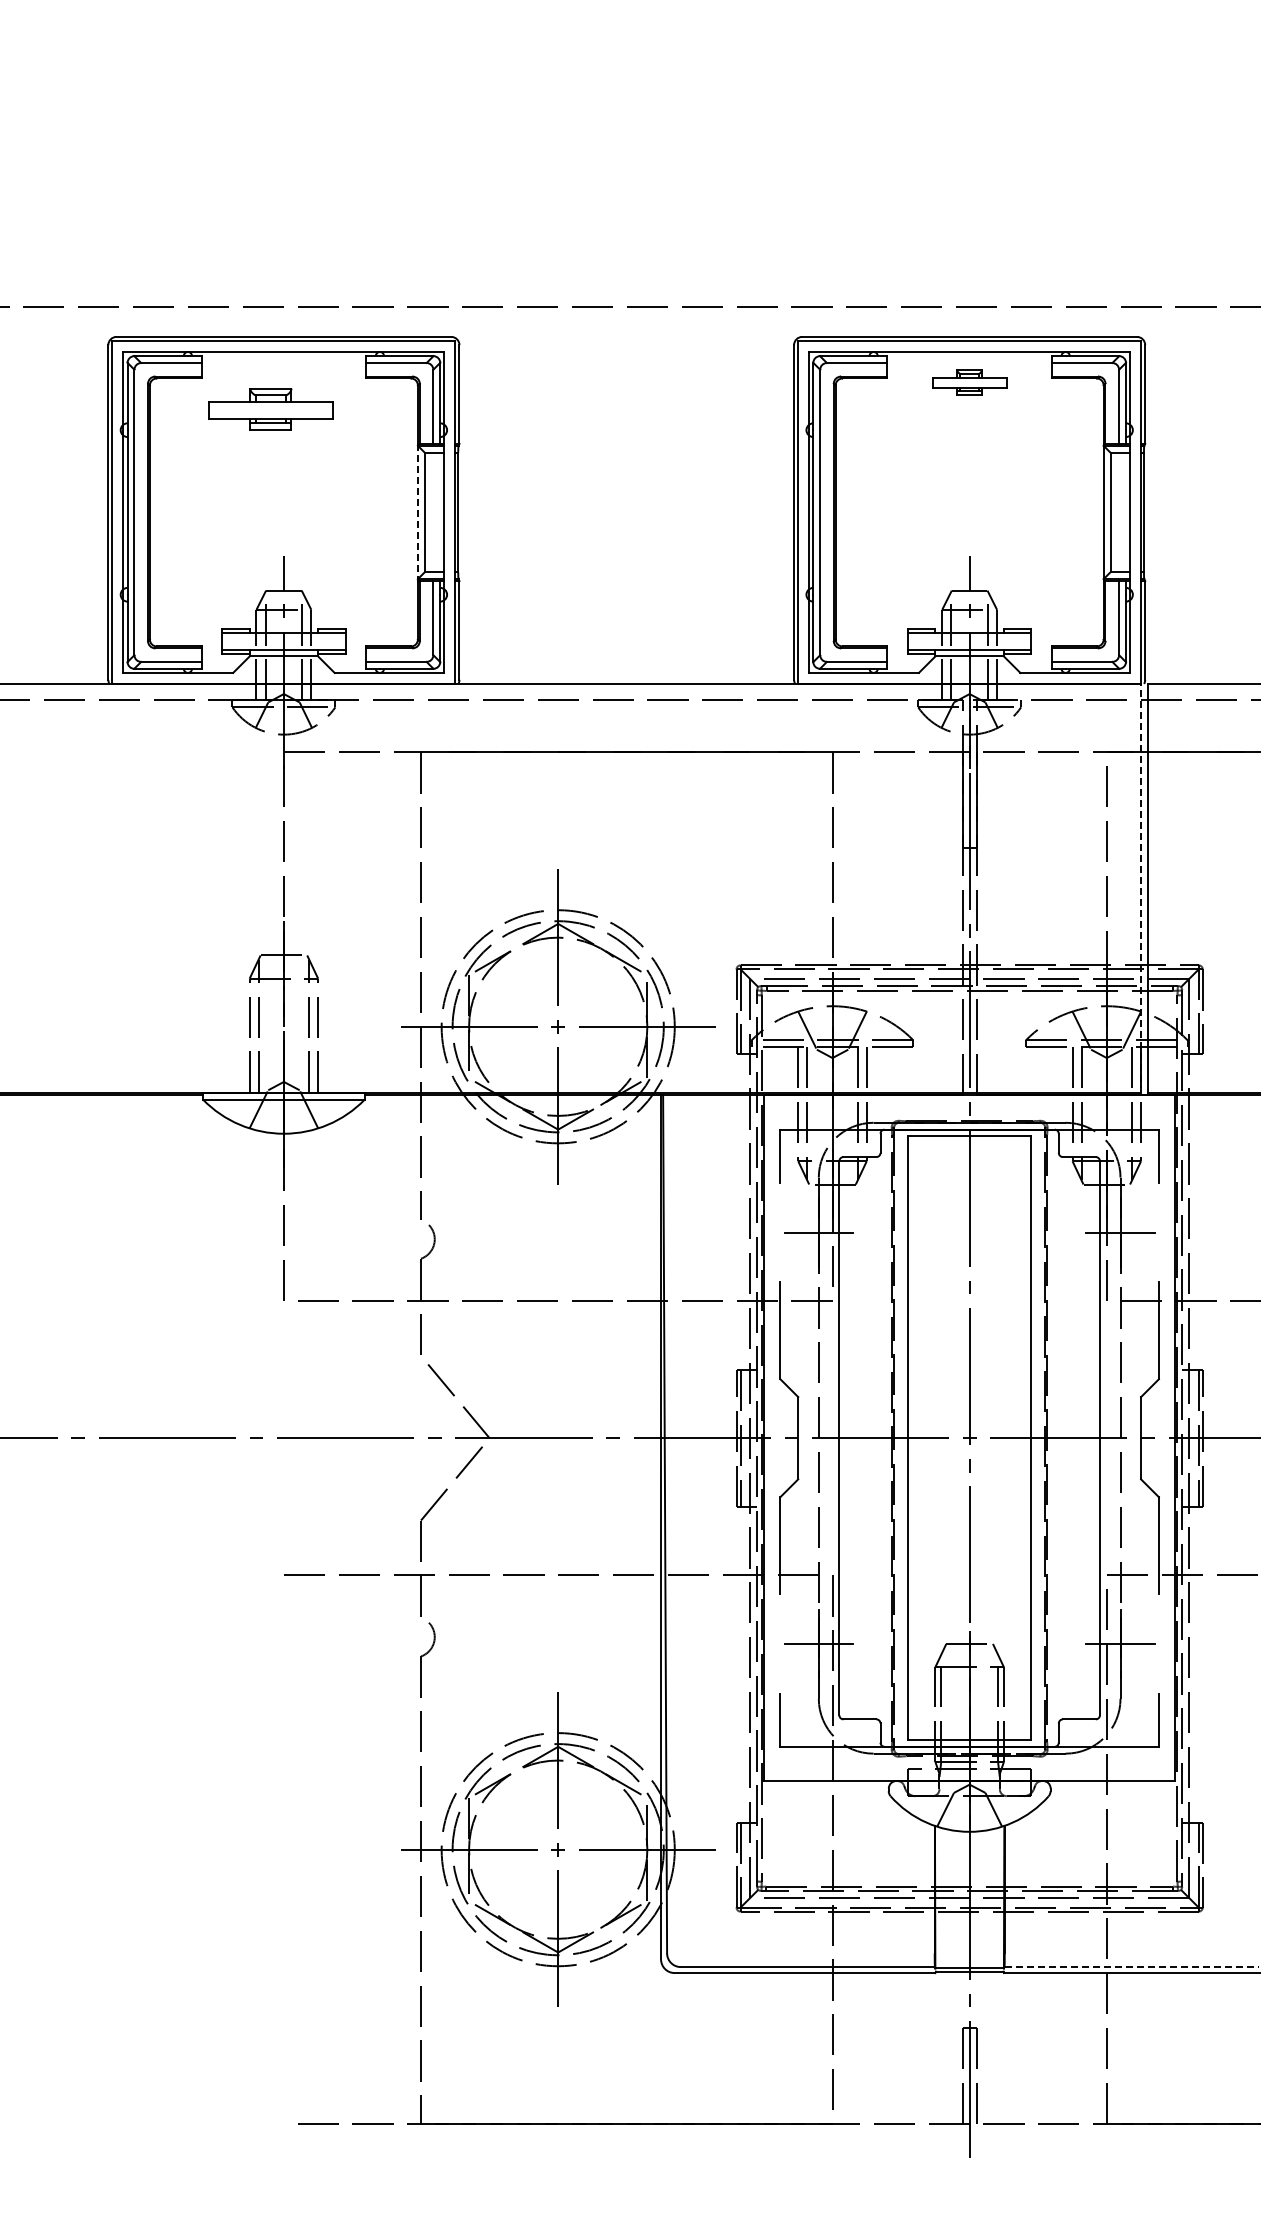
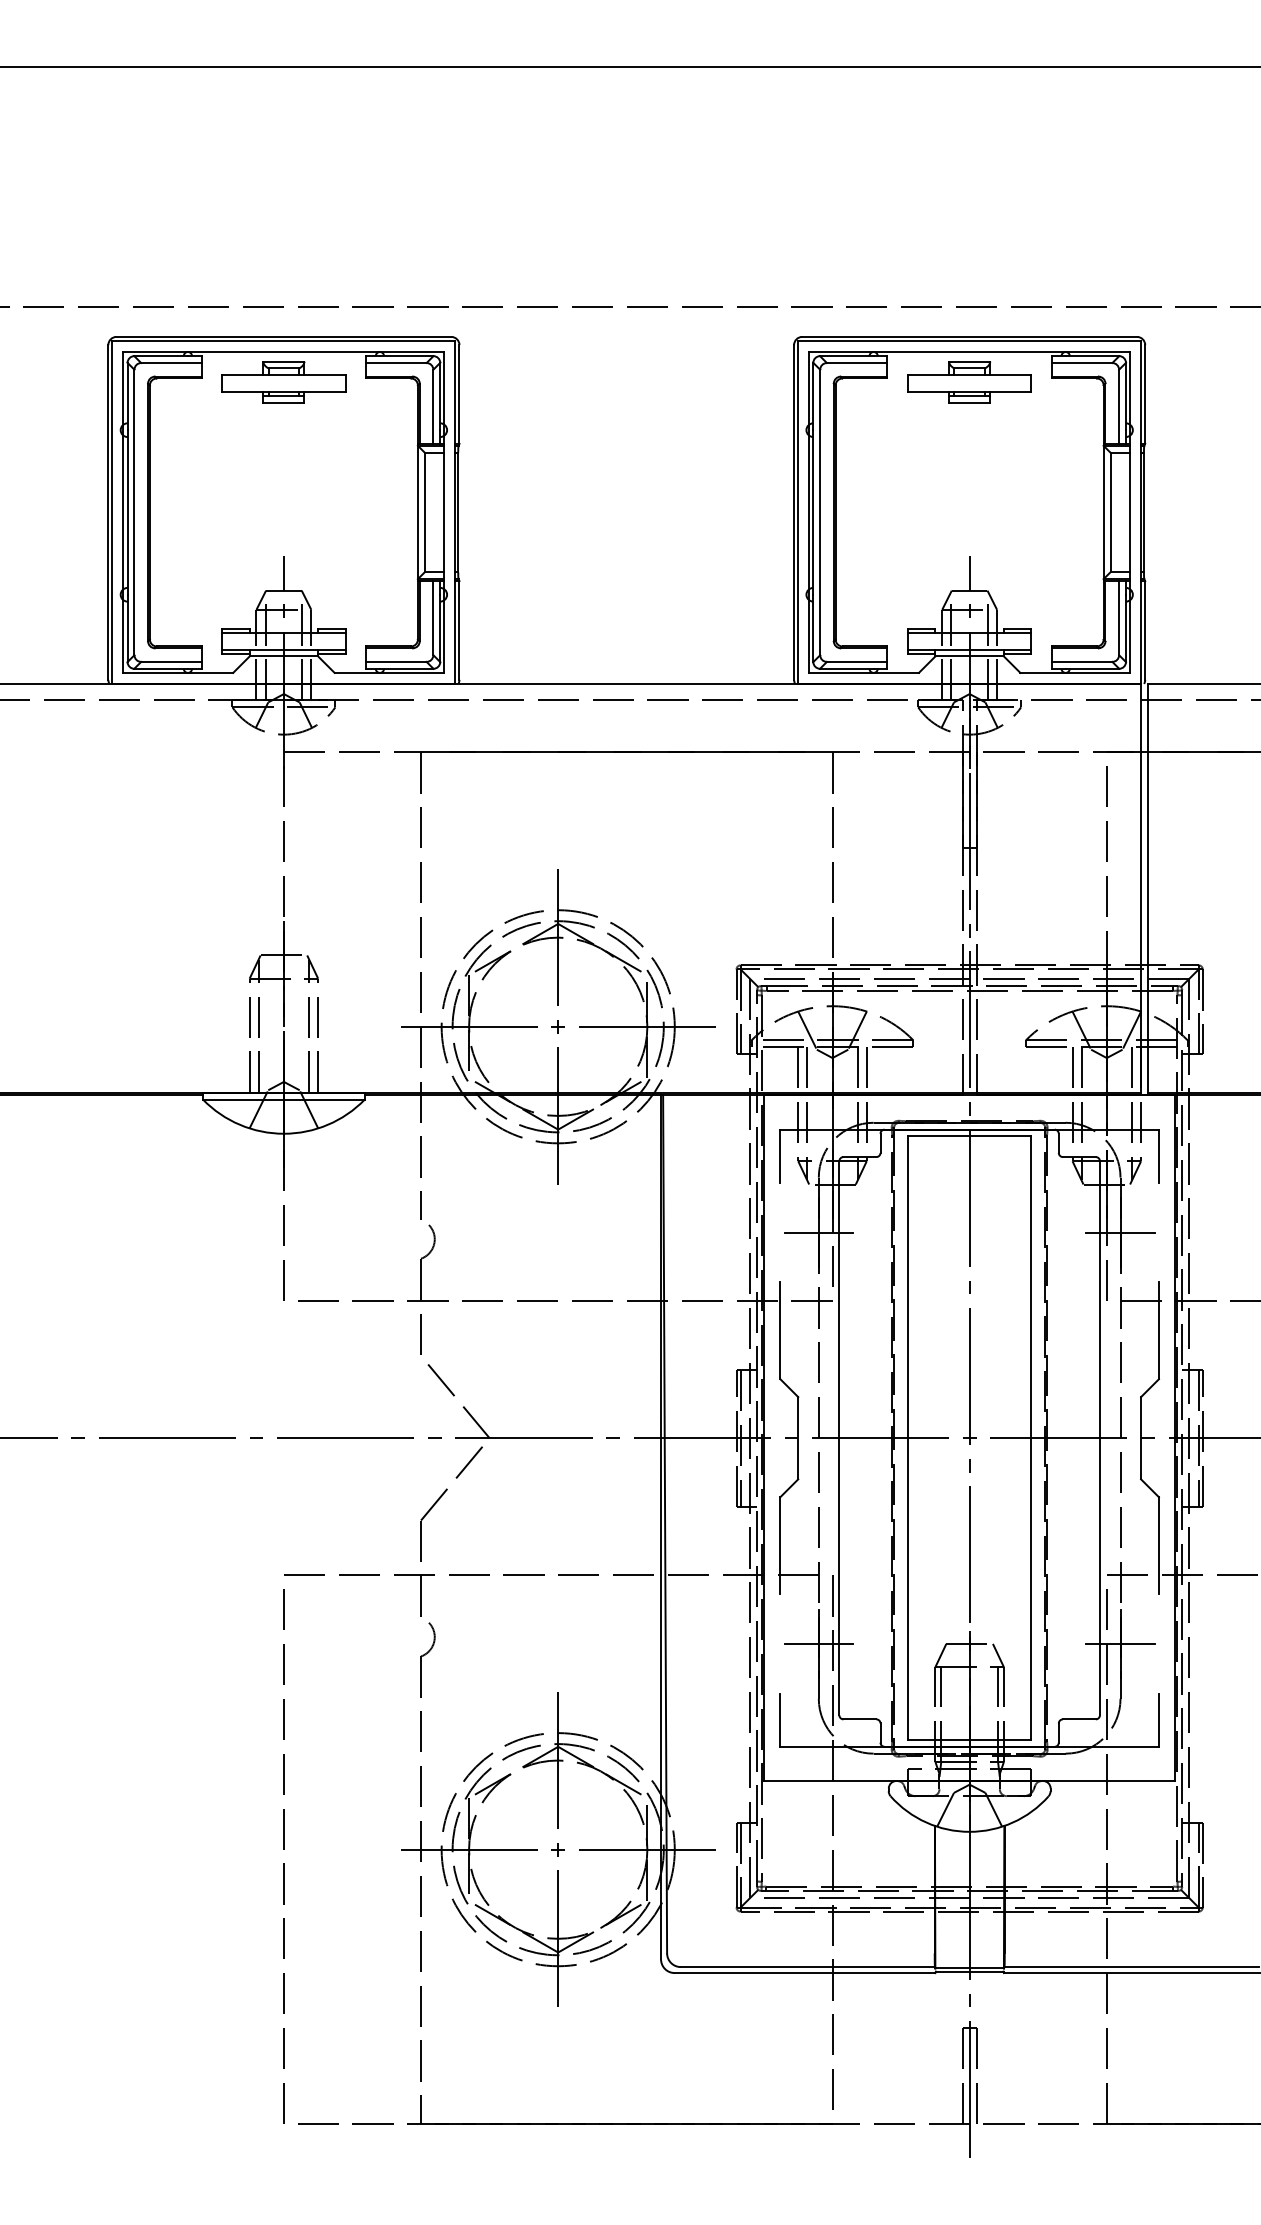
line: none -> present (629, 66)
part size: 76x27 px -> 125x43 px (969, 382)
part position: (270, 409) -> (283, 382) (283, 382)
line: dashed -> solid (417, 512)
line: dashed -> solid (1141, 887)
line: none -> present (283, 1849)
line: dashed -> solid (1132, 1967)
